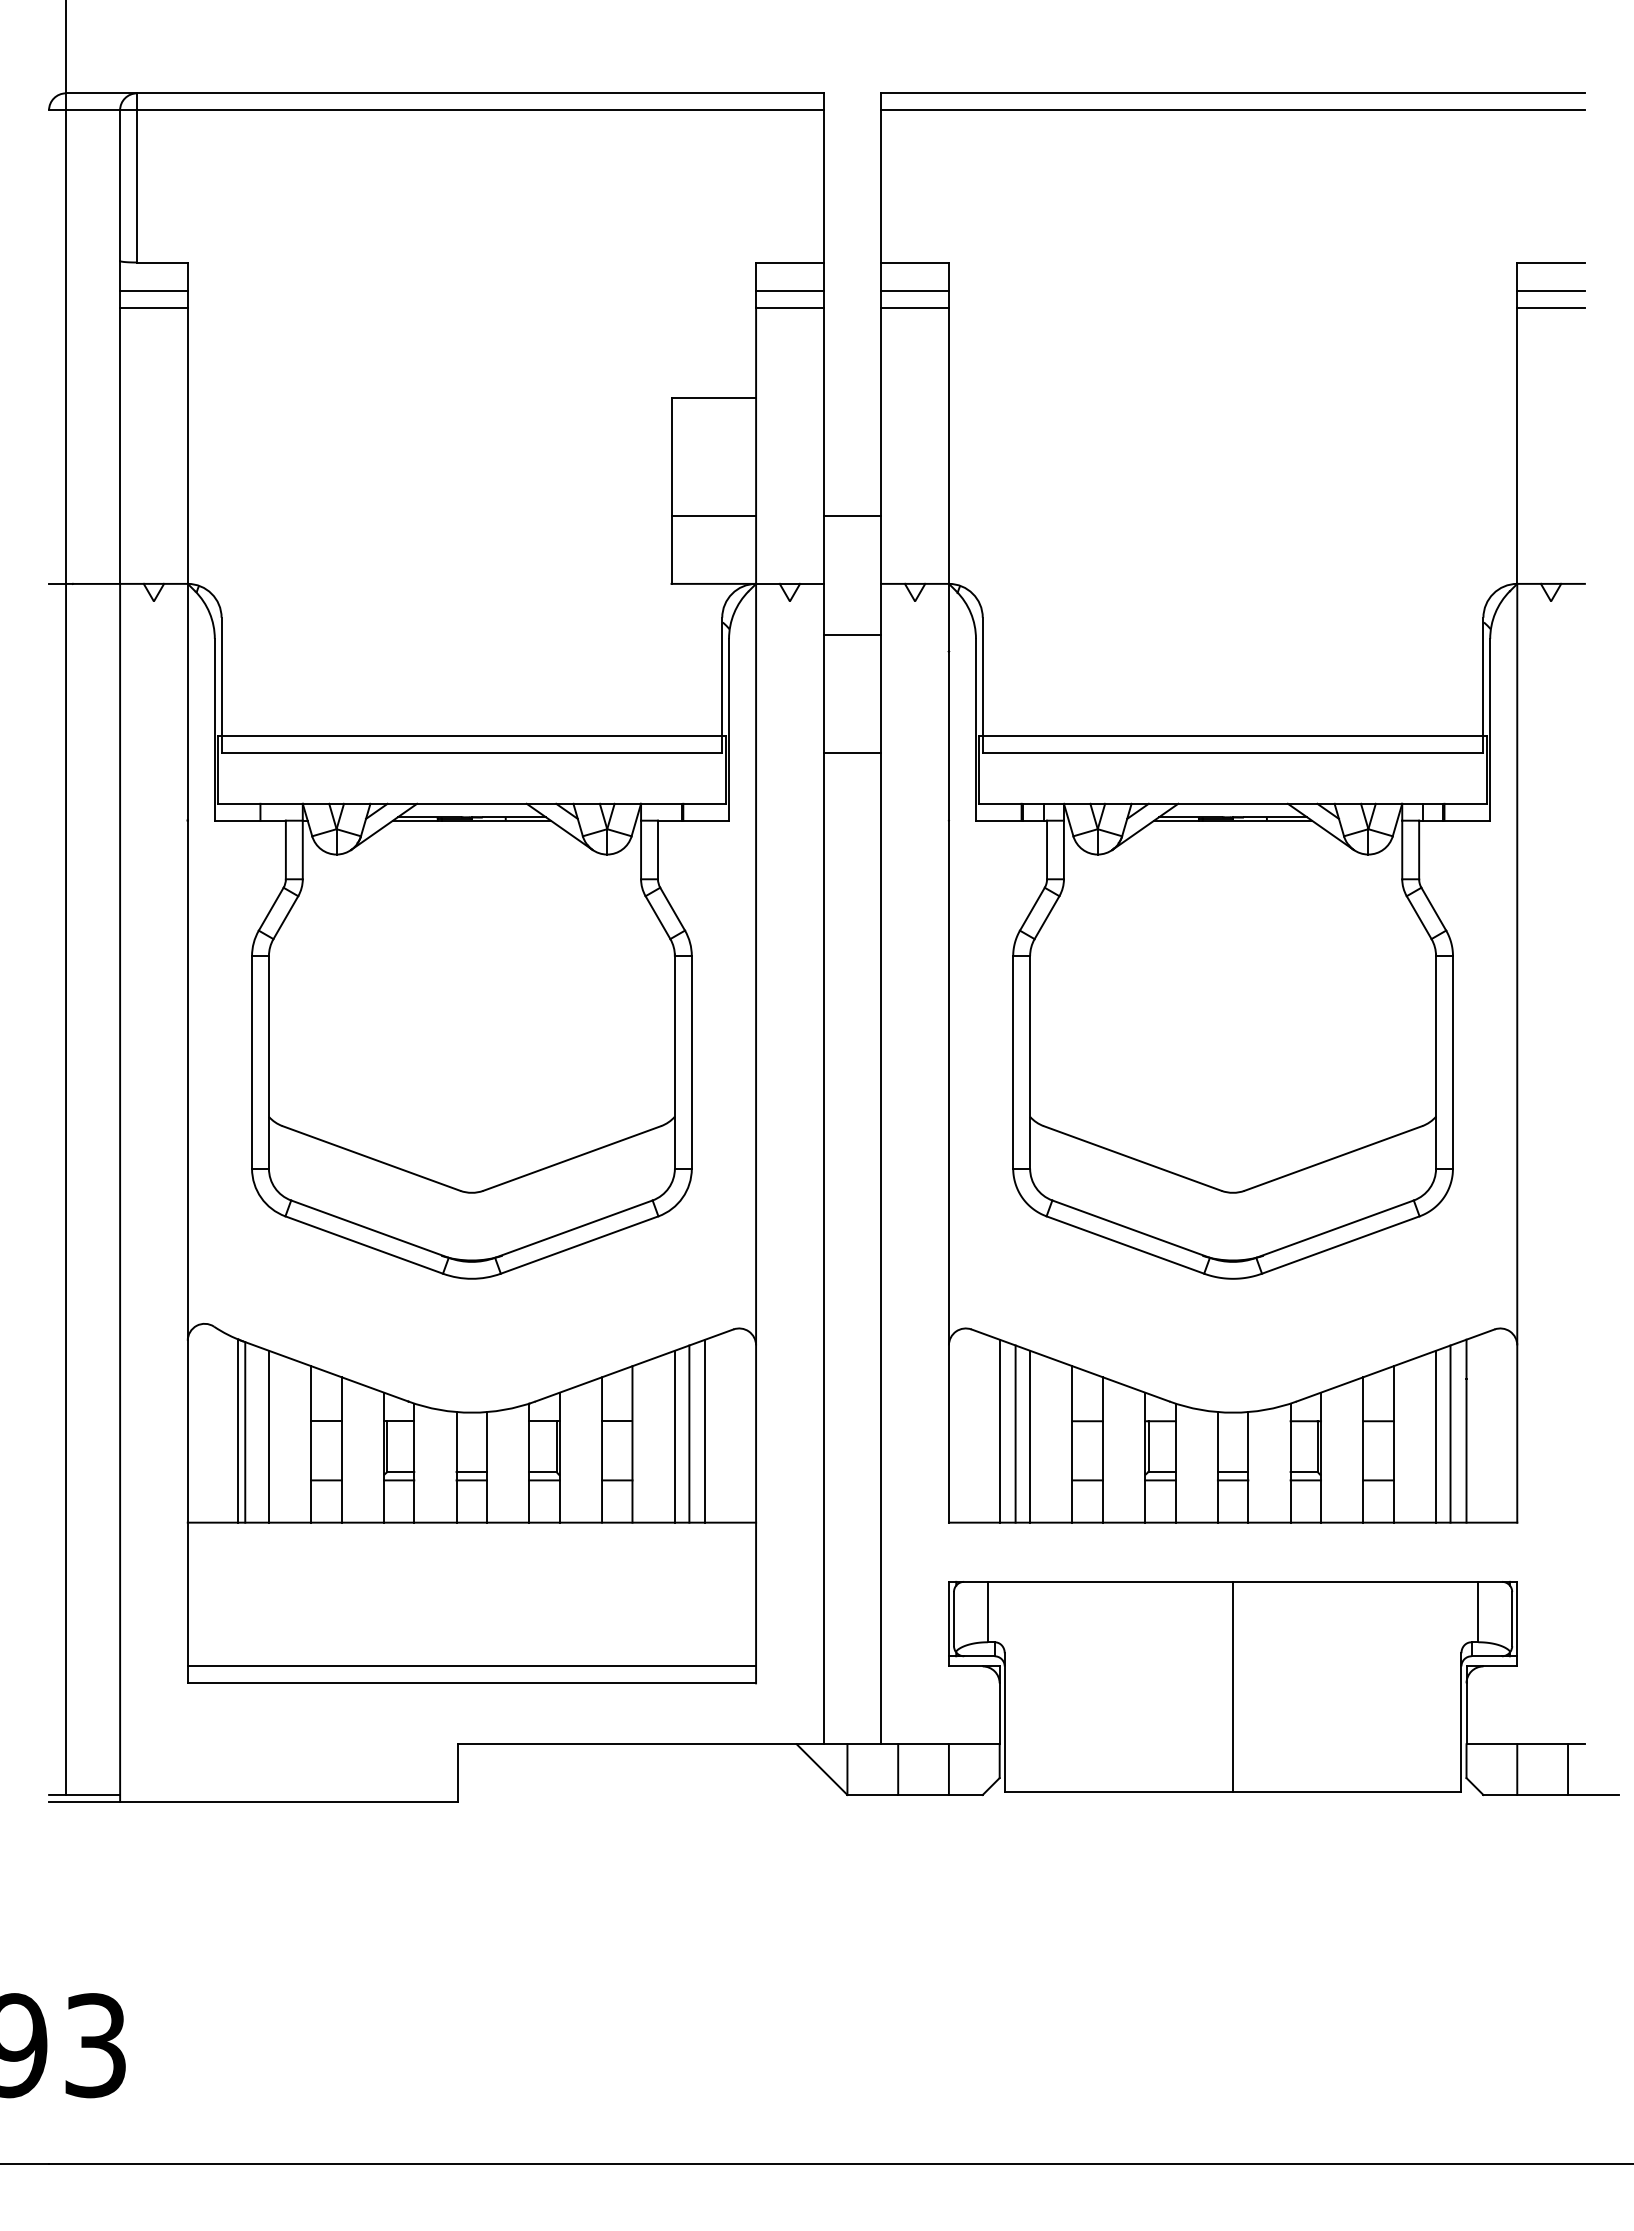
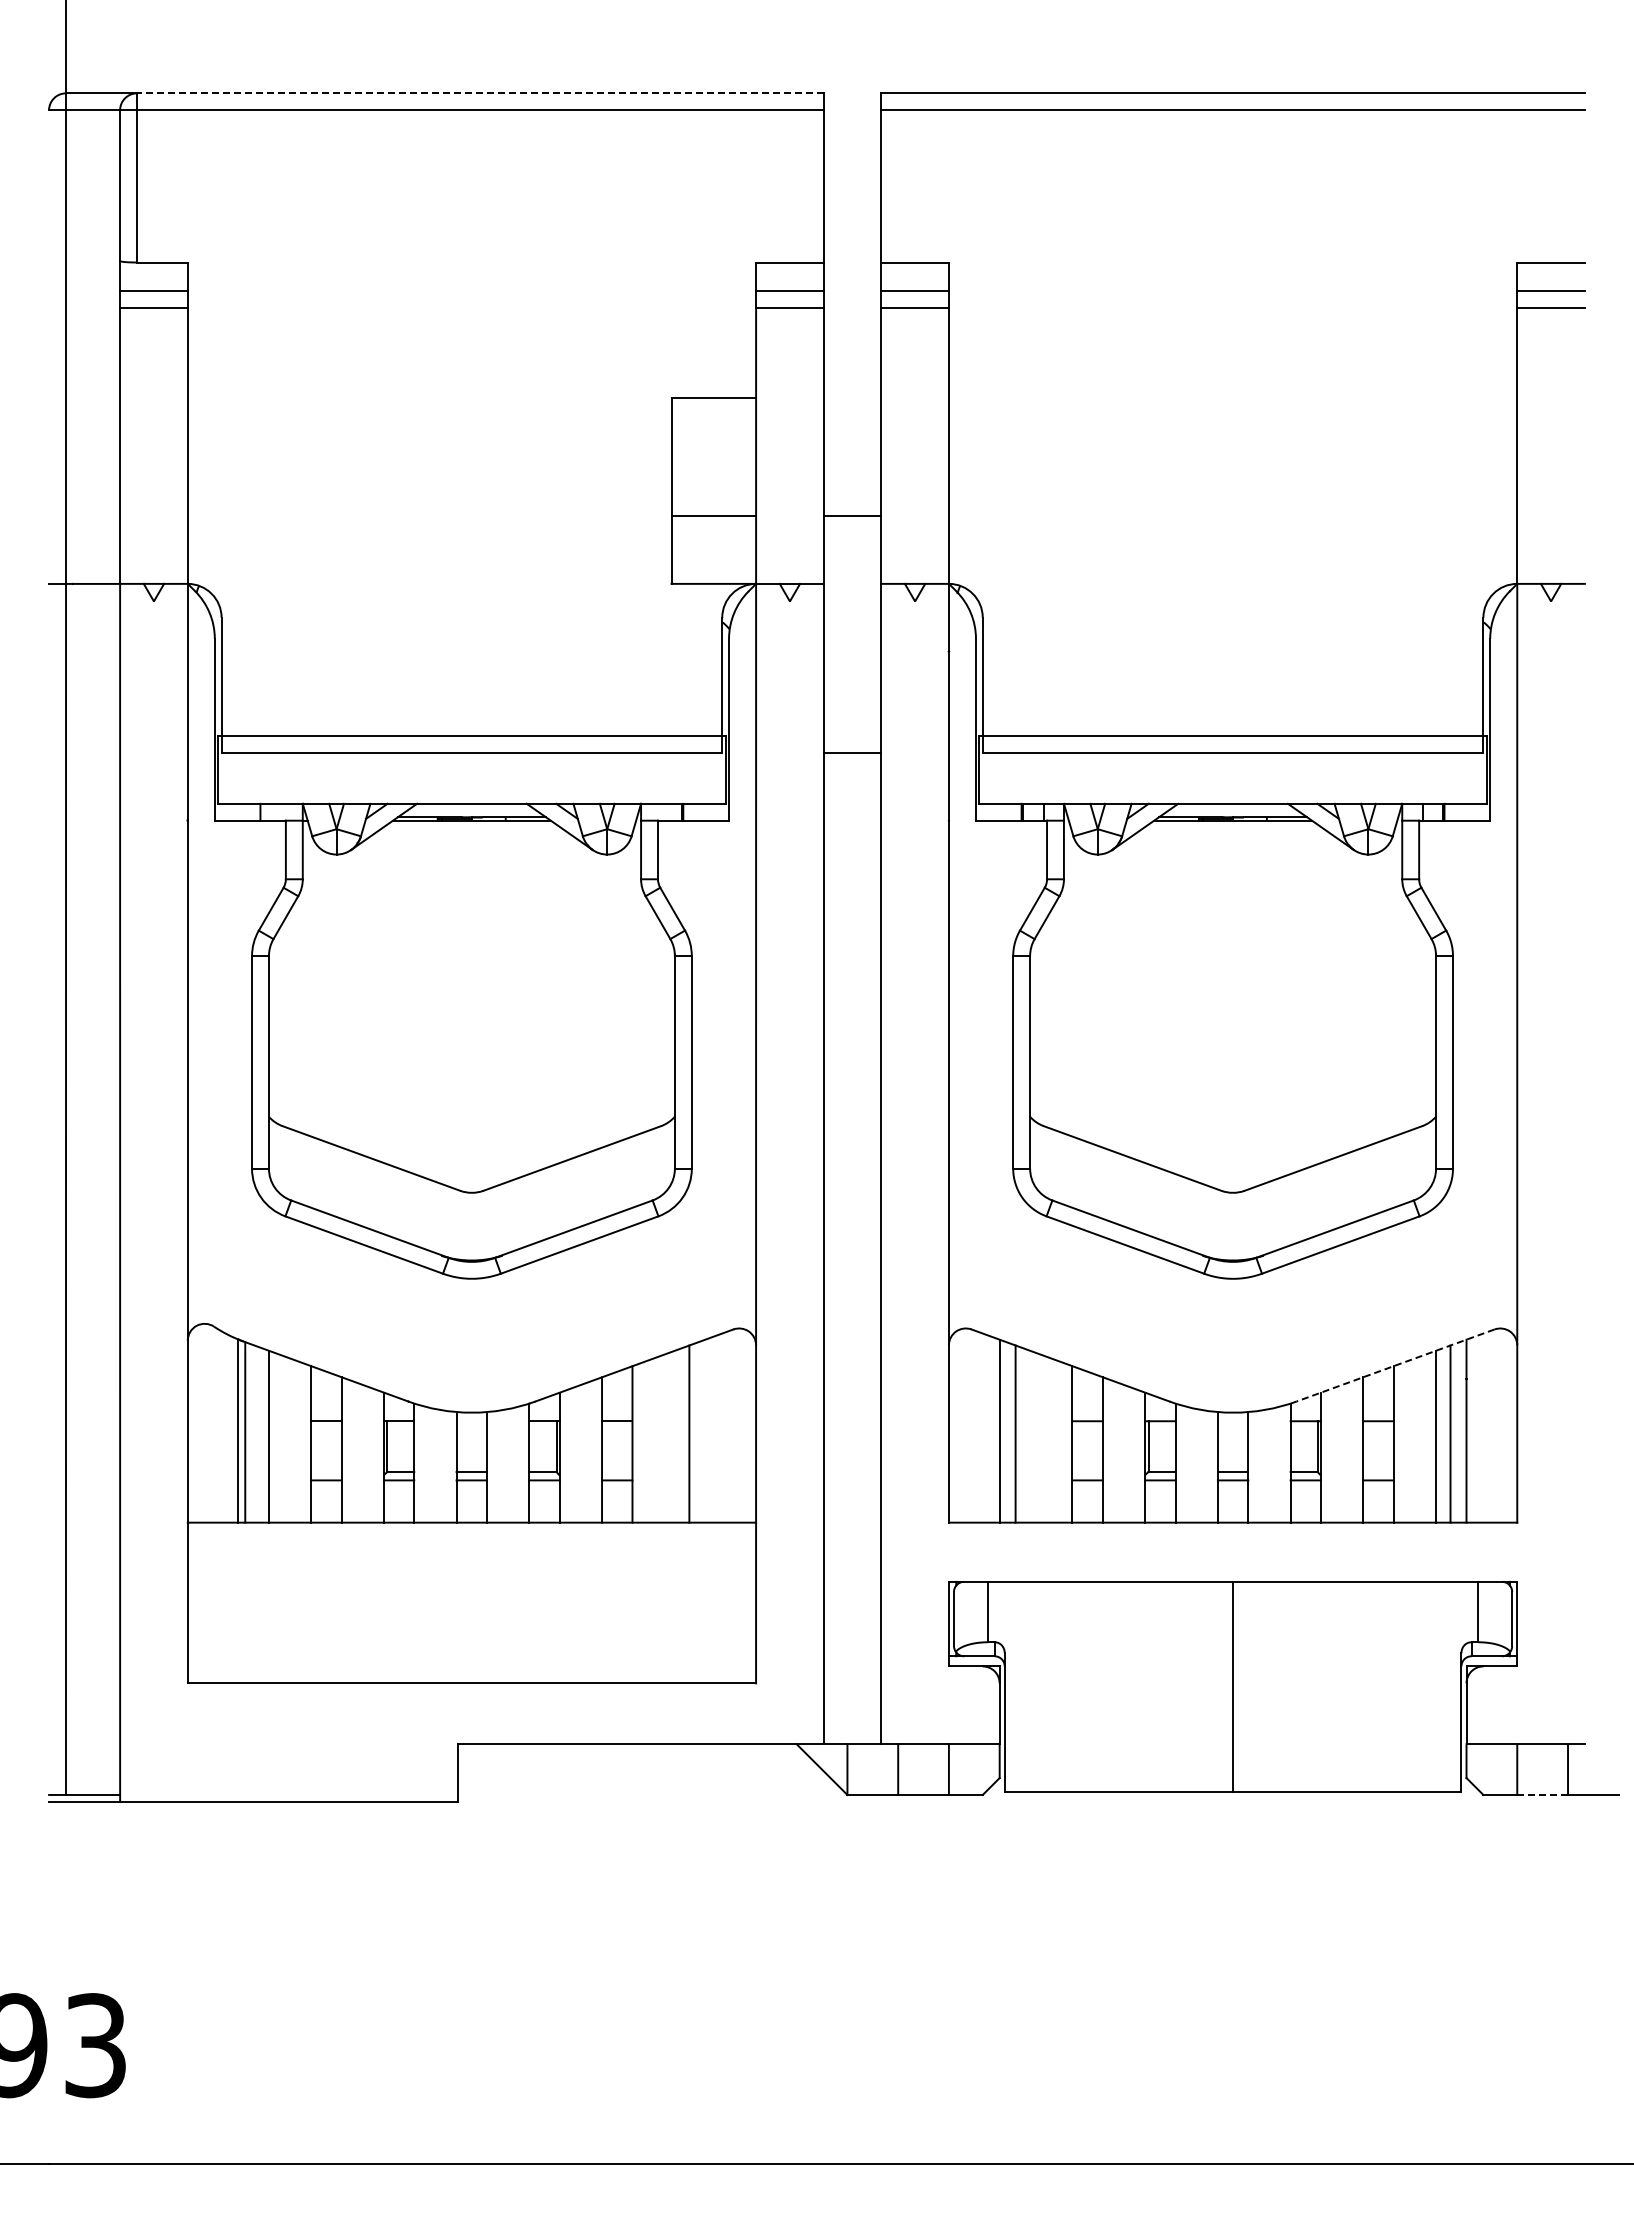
line: solid -> dashed (479, 93)
line: present -> none (852, 634)
line: solid -> dashed (1395, 1365)
line: present -> none (705, 1430)
line: present -> none (674, 1436)
line: present -> none (1030, 1436)
line: present -> none (471, 1666)
line: solid -> dashed (1542, 1794)
